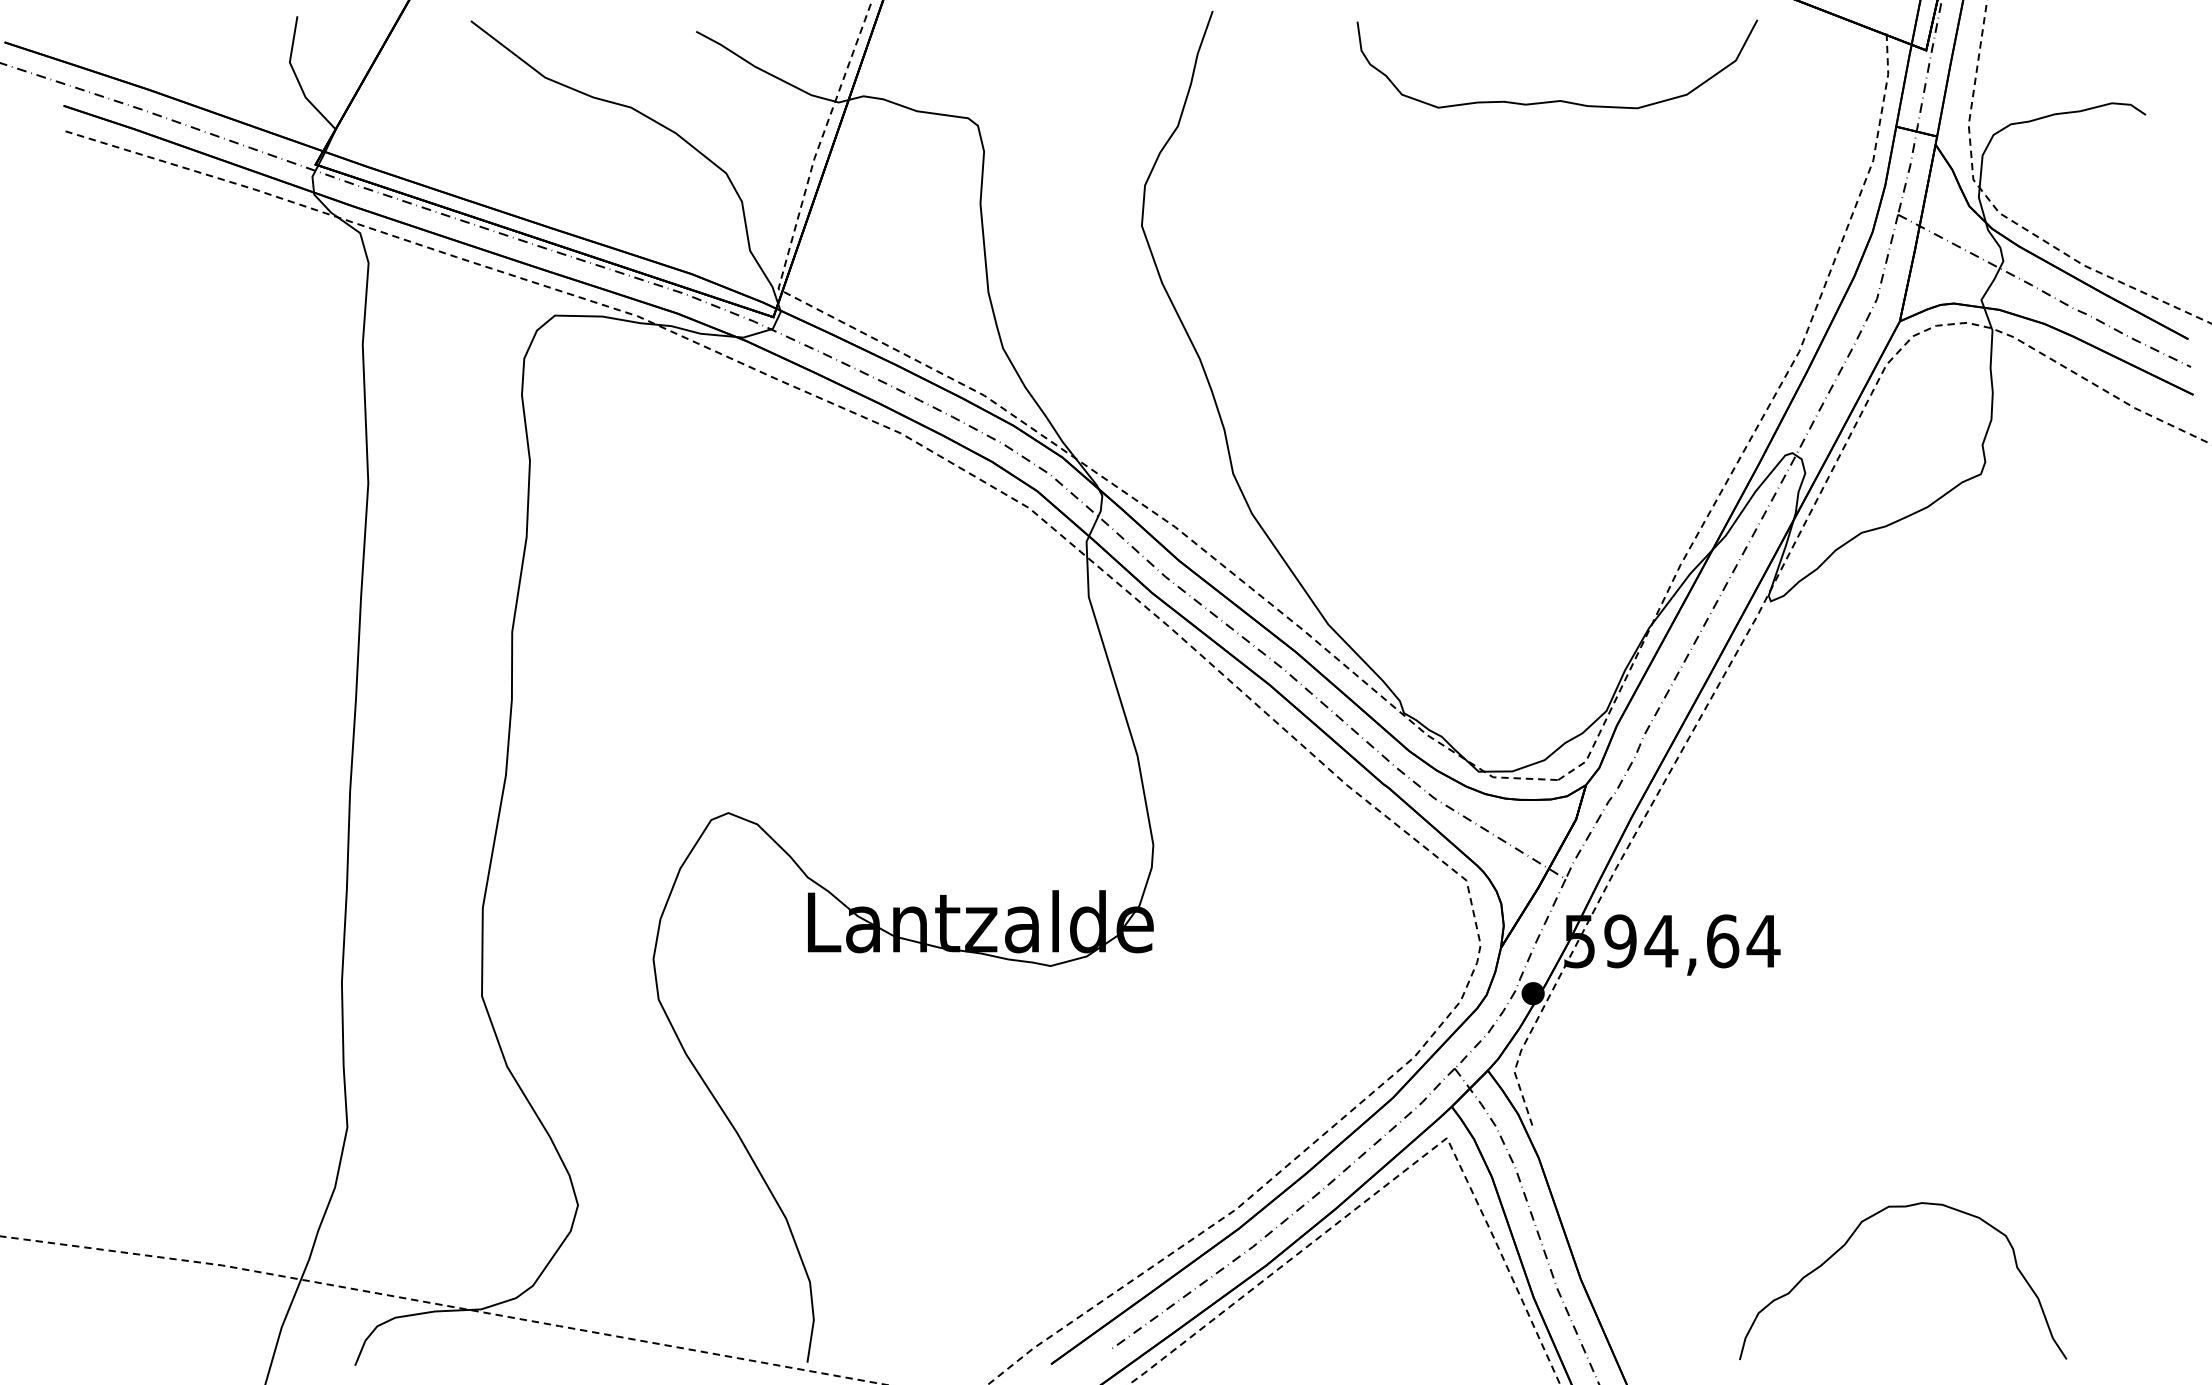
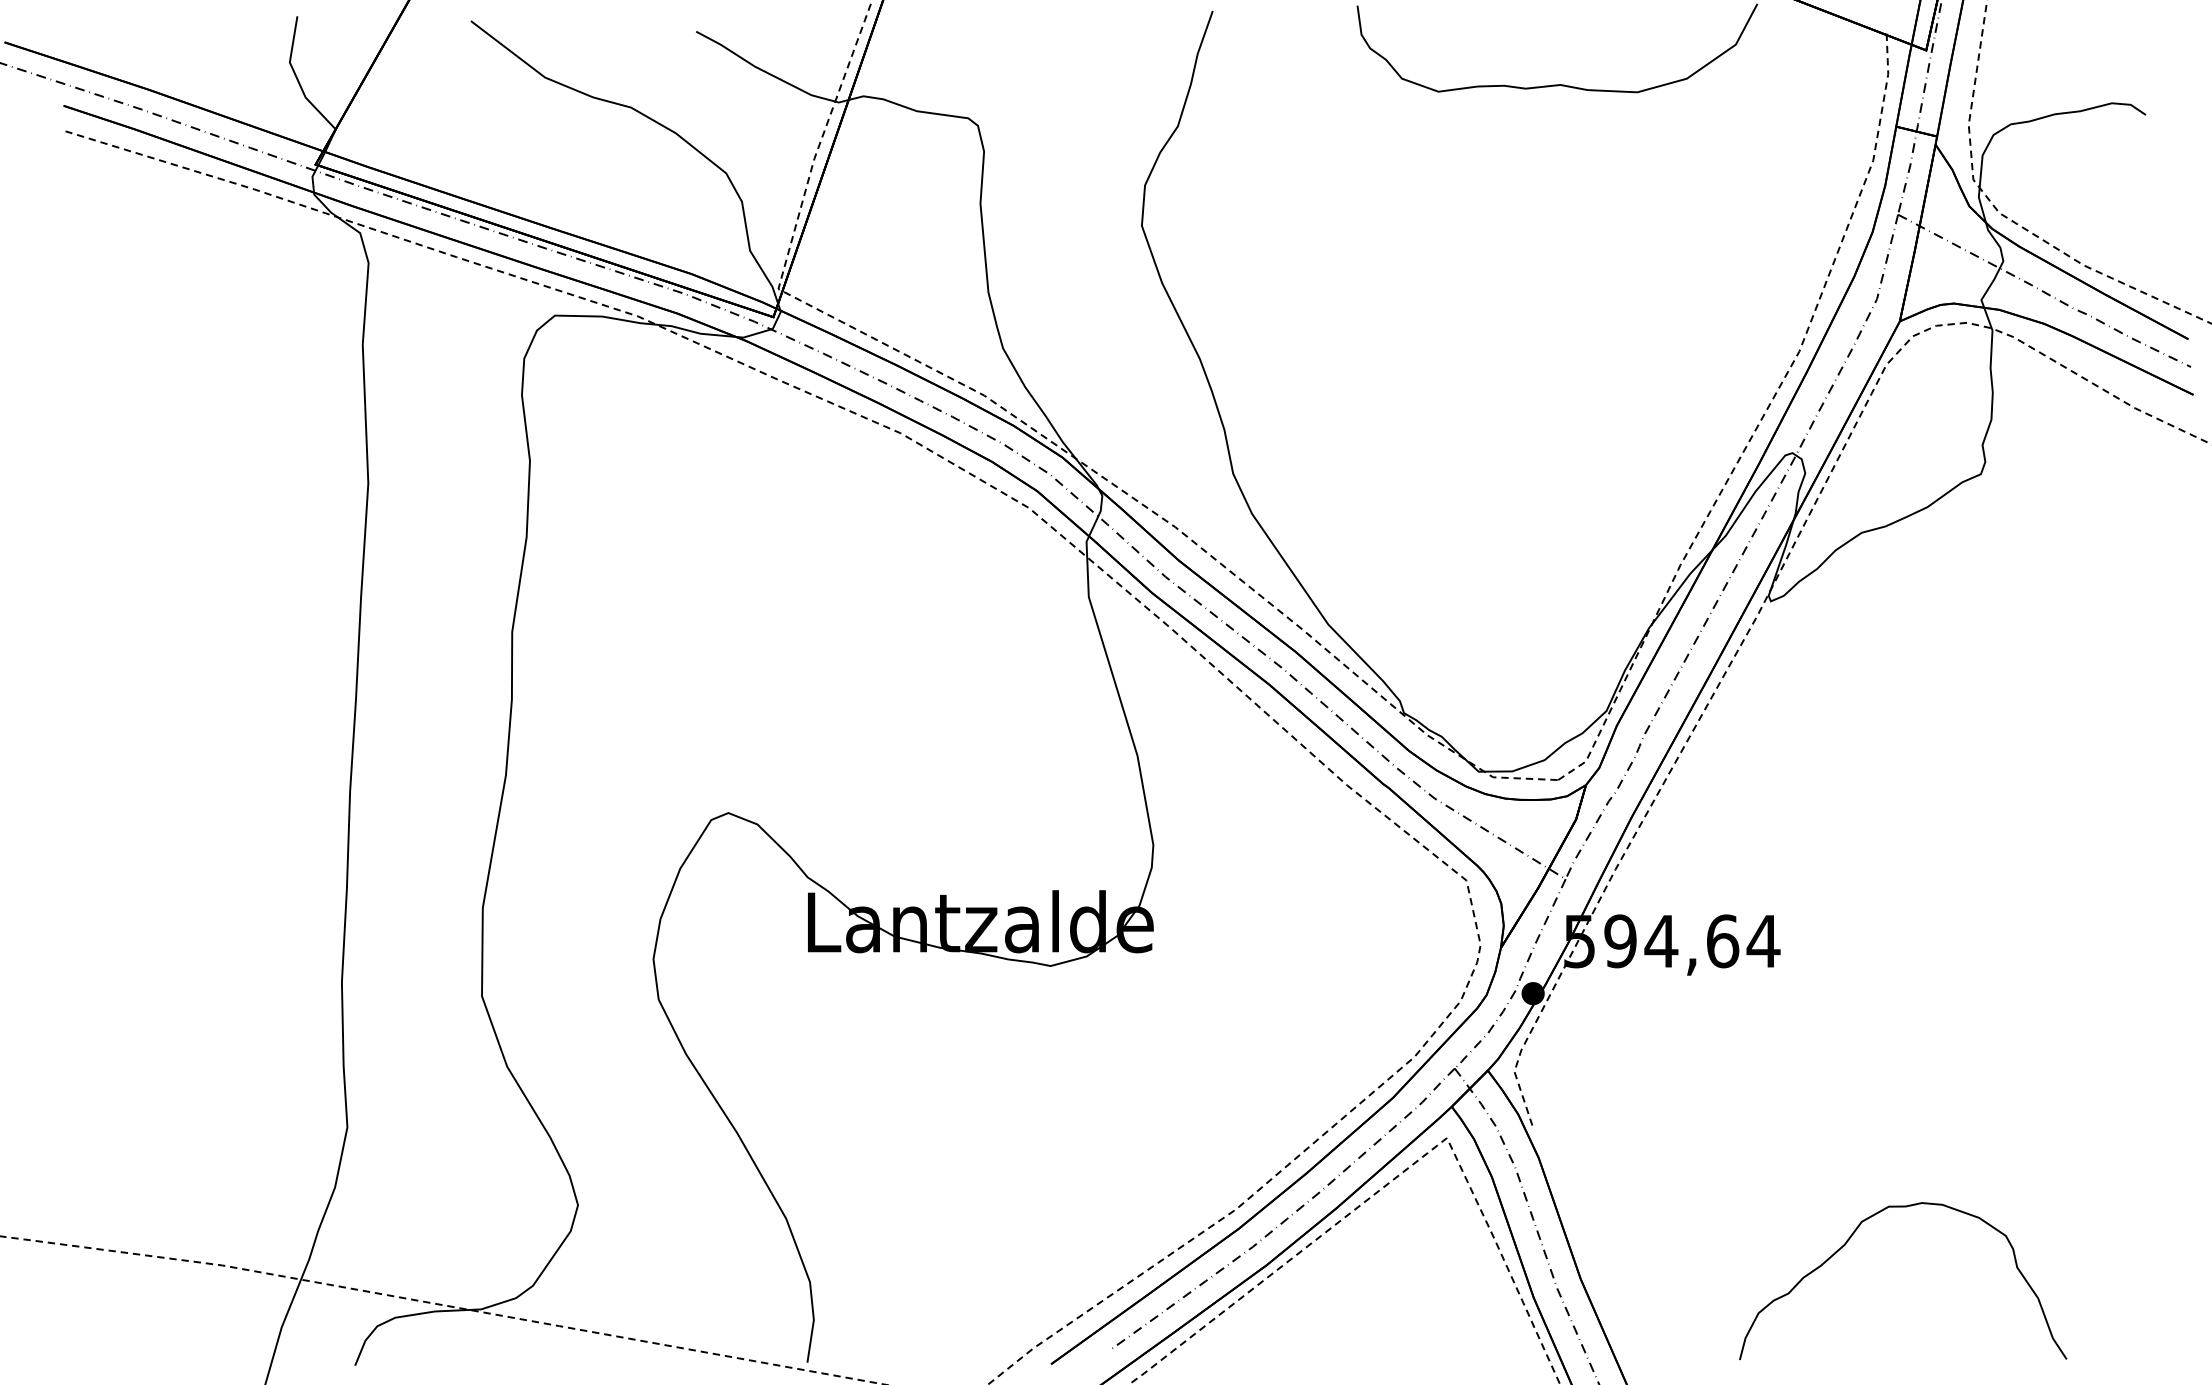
curve position: (1557, 100) -> (1557, 84) (1557, 84)
